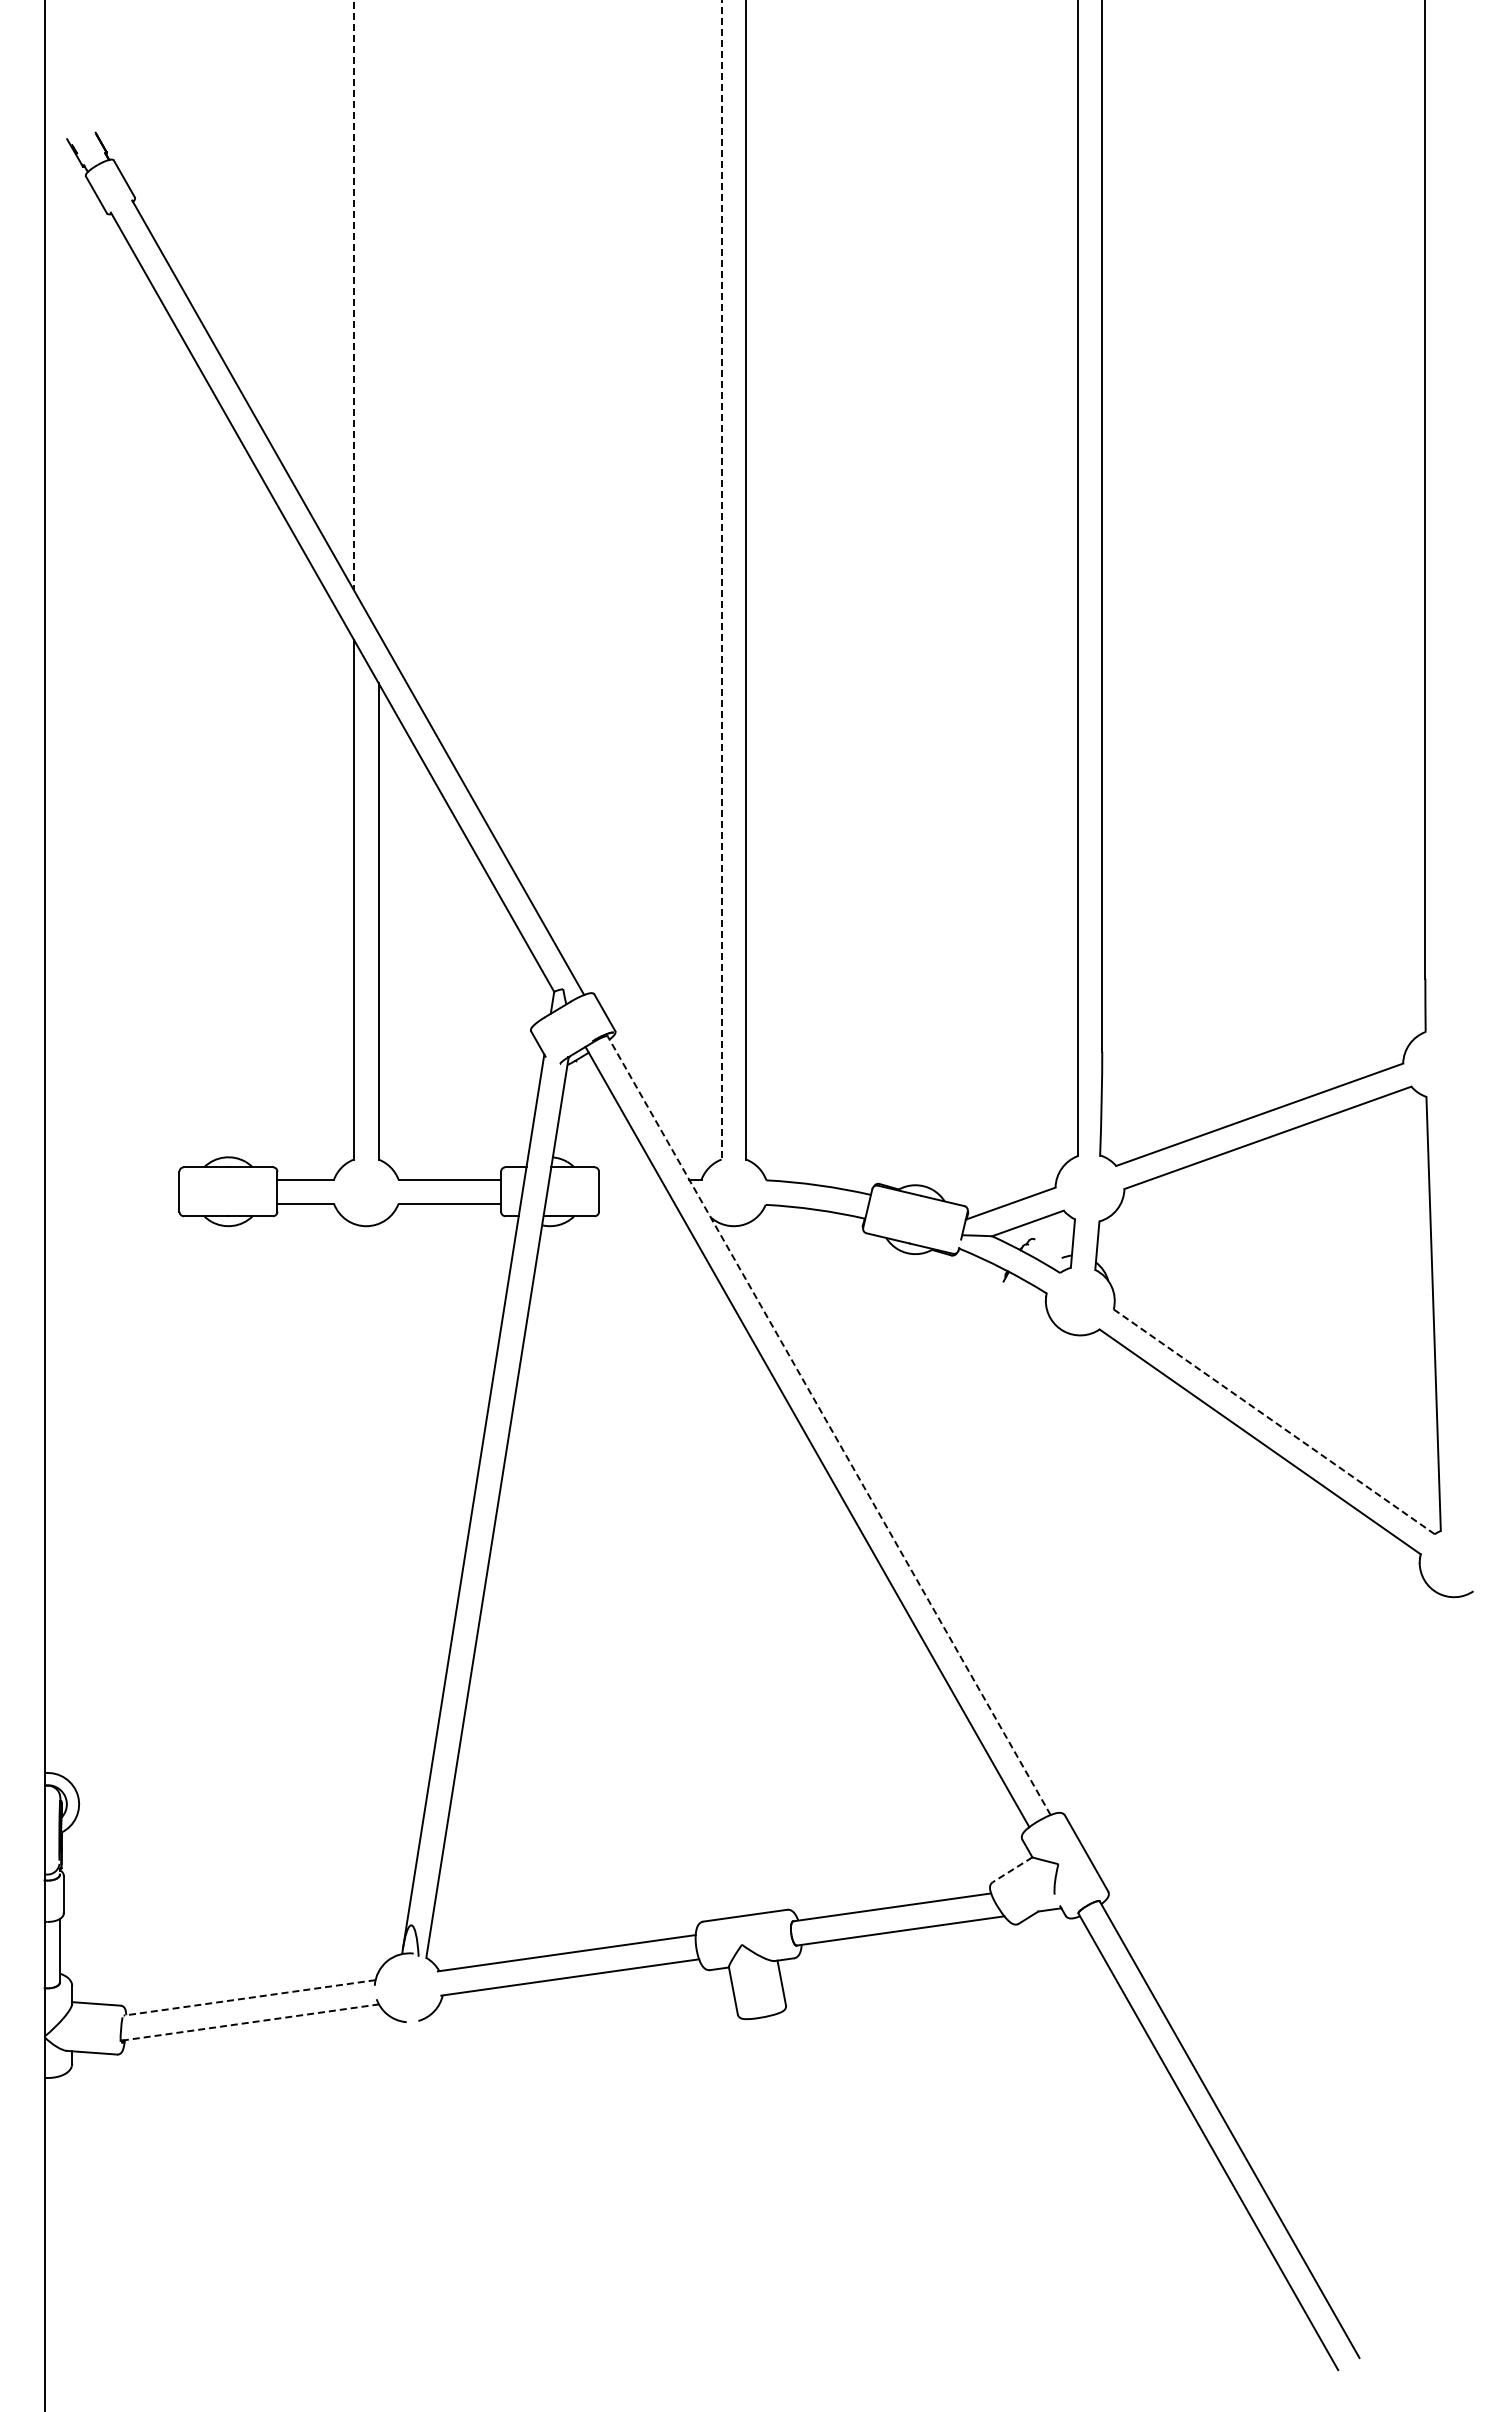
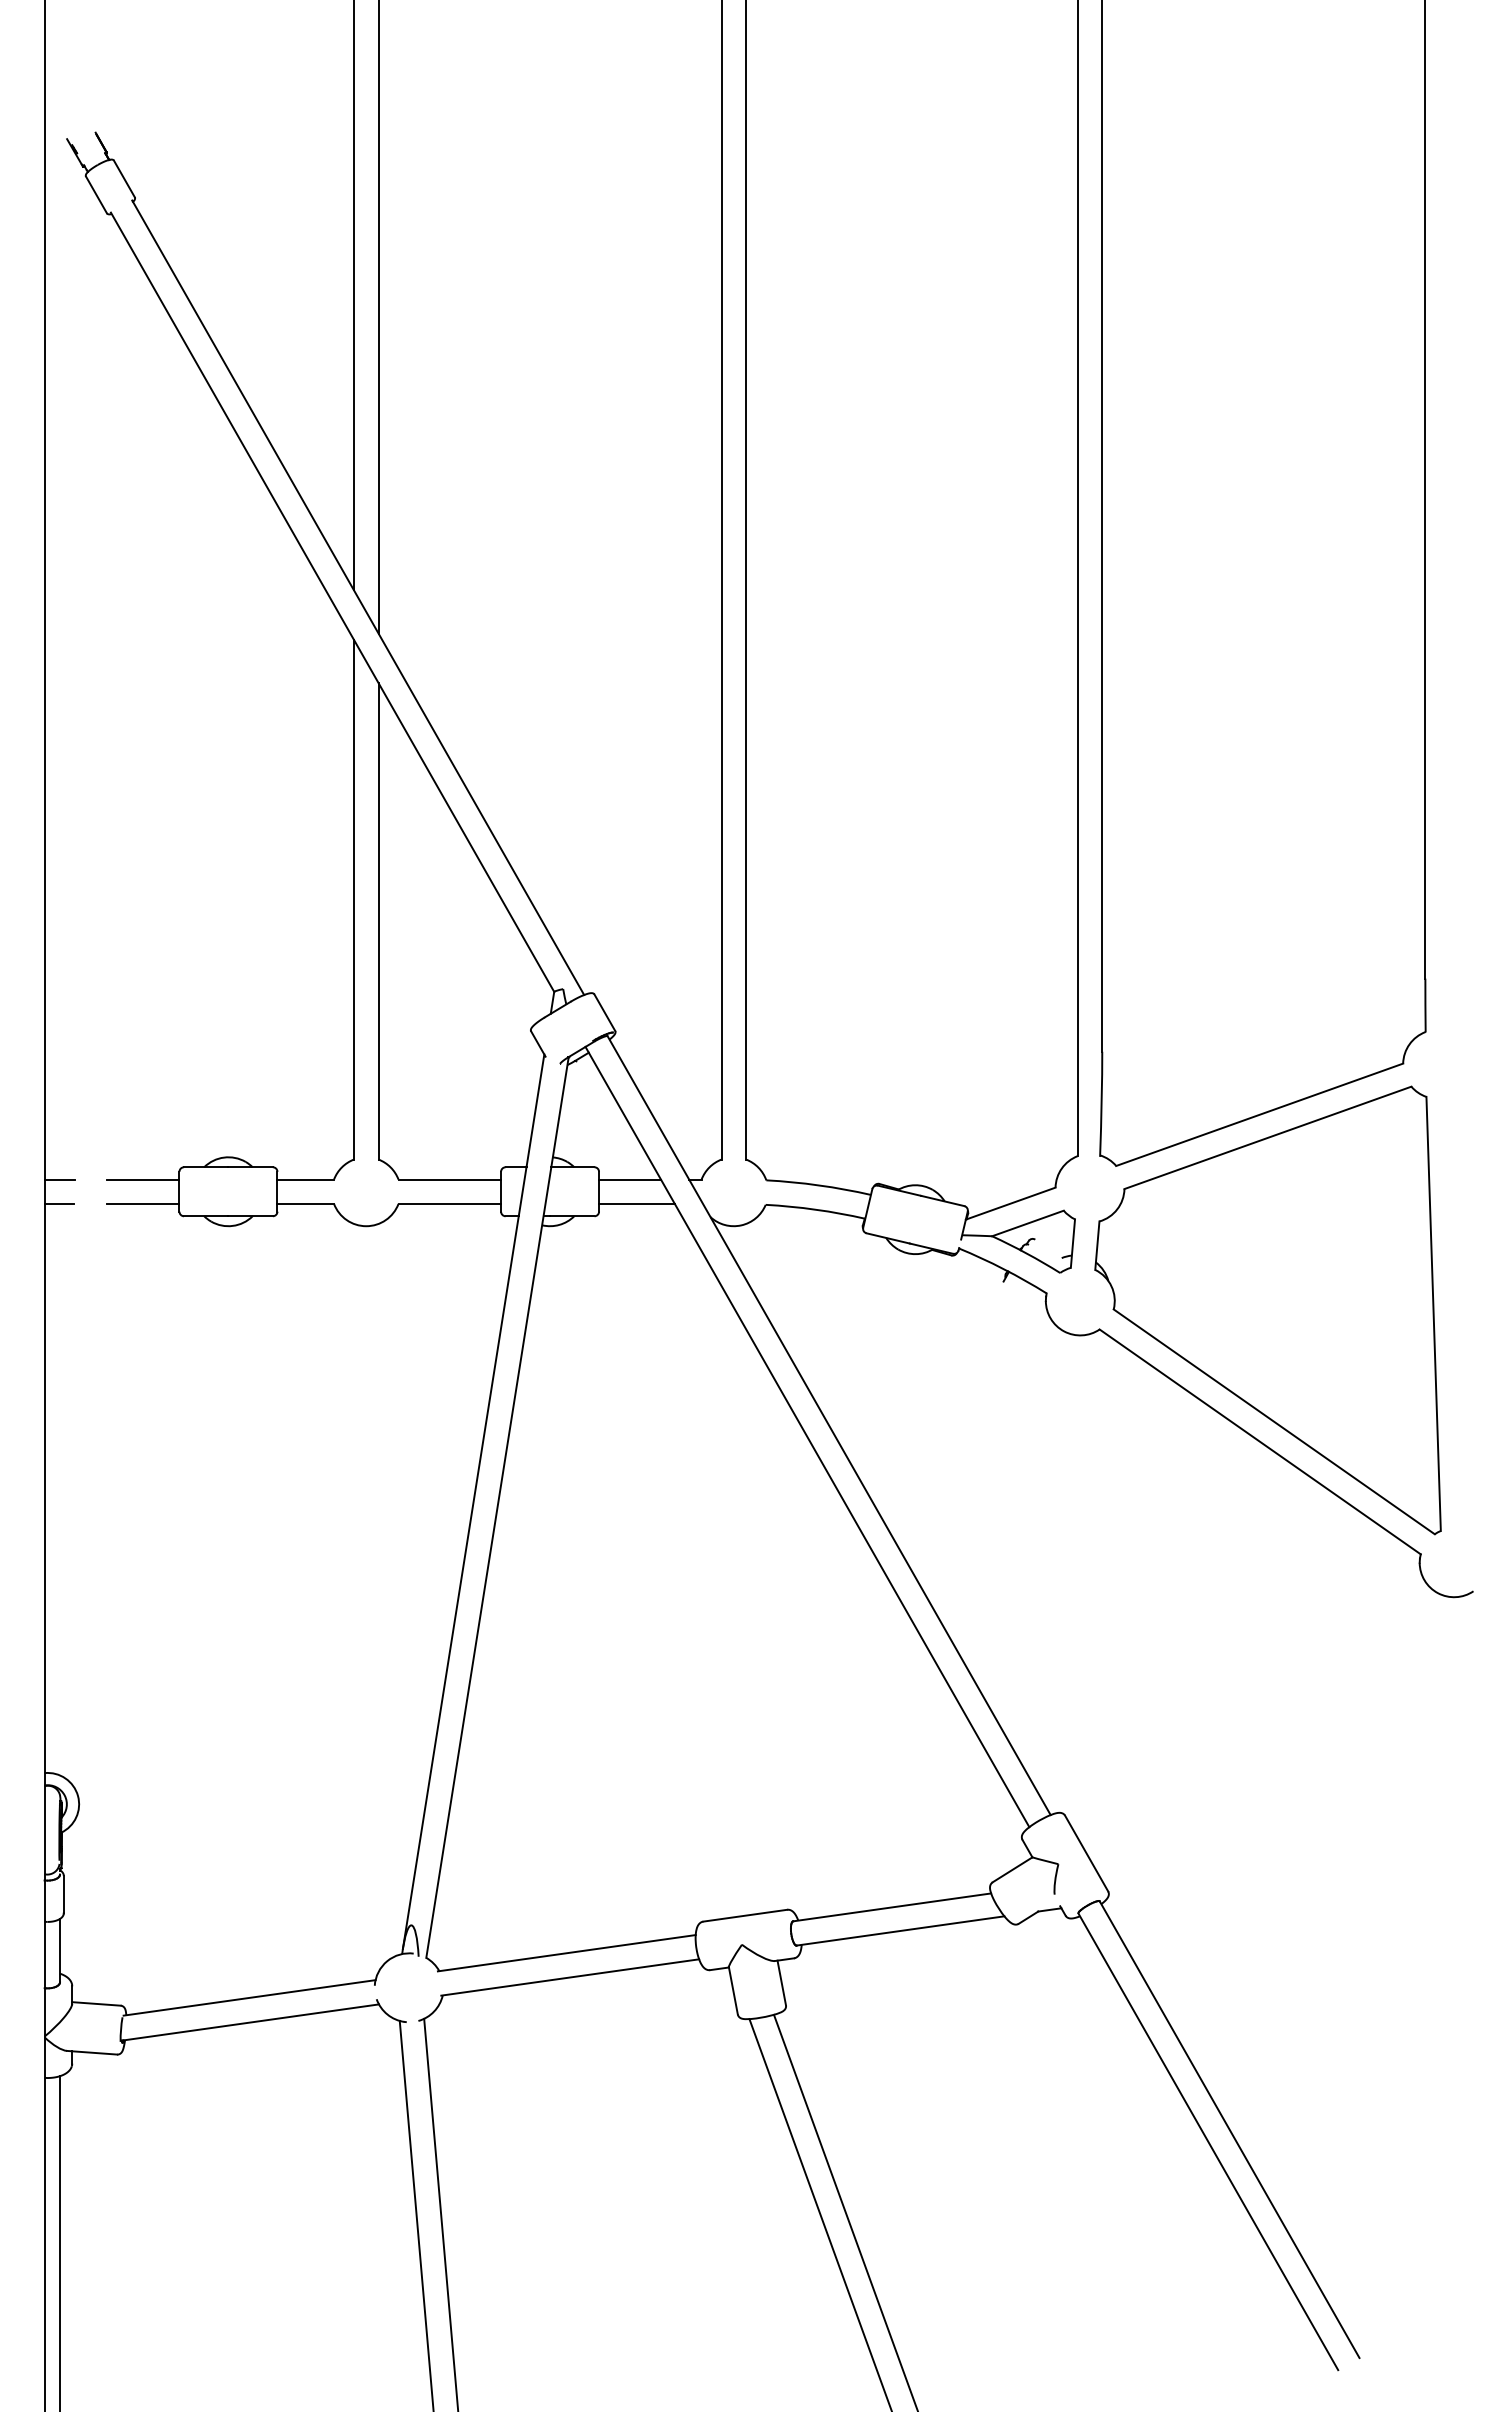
line: dashed -> solid (354, 295)
line: none -> present (378, 317)
line: dashed -> solid (721, 579)
line: none -> present (59, 1179)
line: none -> present (142, 1179)
line: none -> present (629, 1179)
line: none -> present (59, 1204)
line: none -> present (142, 1204)
line: none -> present (636, 1204)
line: dashed -> solid (1274, 1421)
line: dashed -> solid (828, 1425)
line: dashed -> solid (1012, 1870)
line: dashed -> solid (249, 1997)
line: dashed -> solid (250, 2022)
line: none -> present (844, 2211)
line: none -> present (440, 2213)
line: none -> present (819, 2213)
line: none -> present (416, 2214)
line: none -> present (59, 2242)
